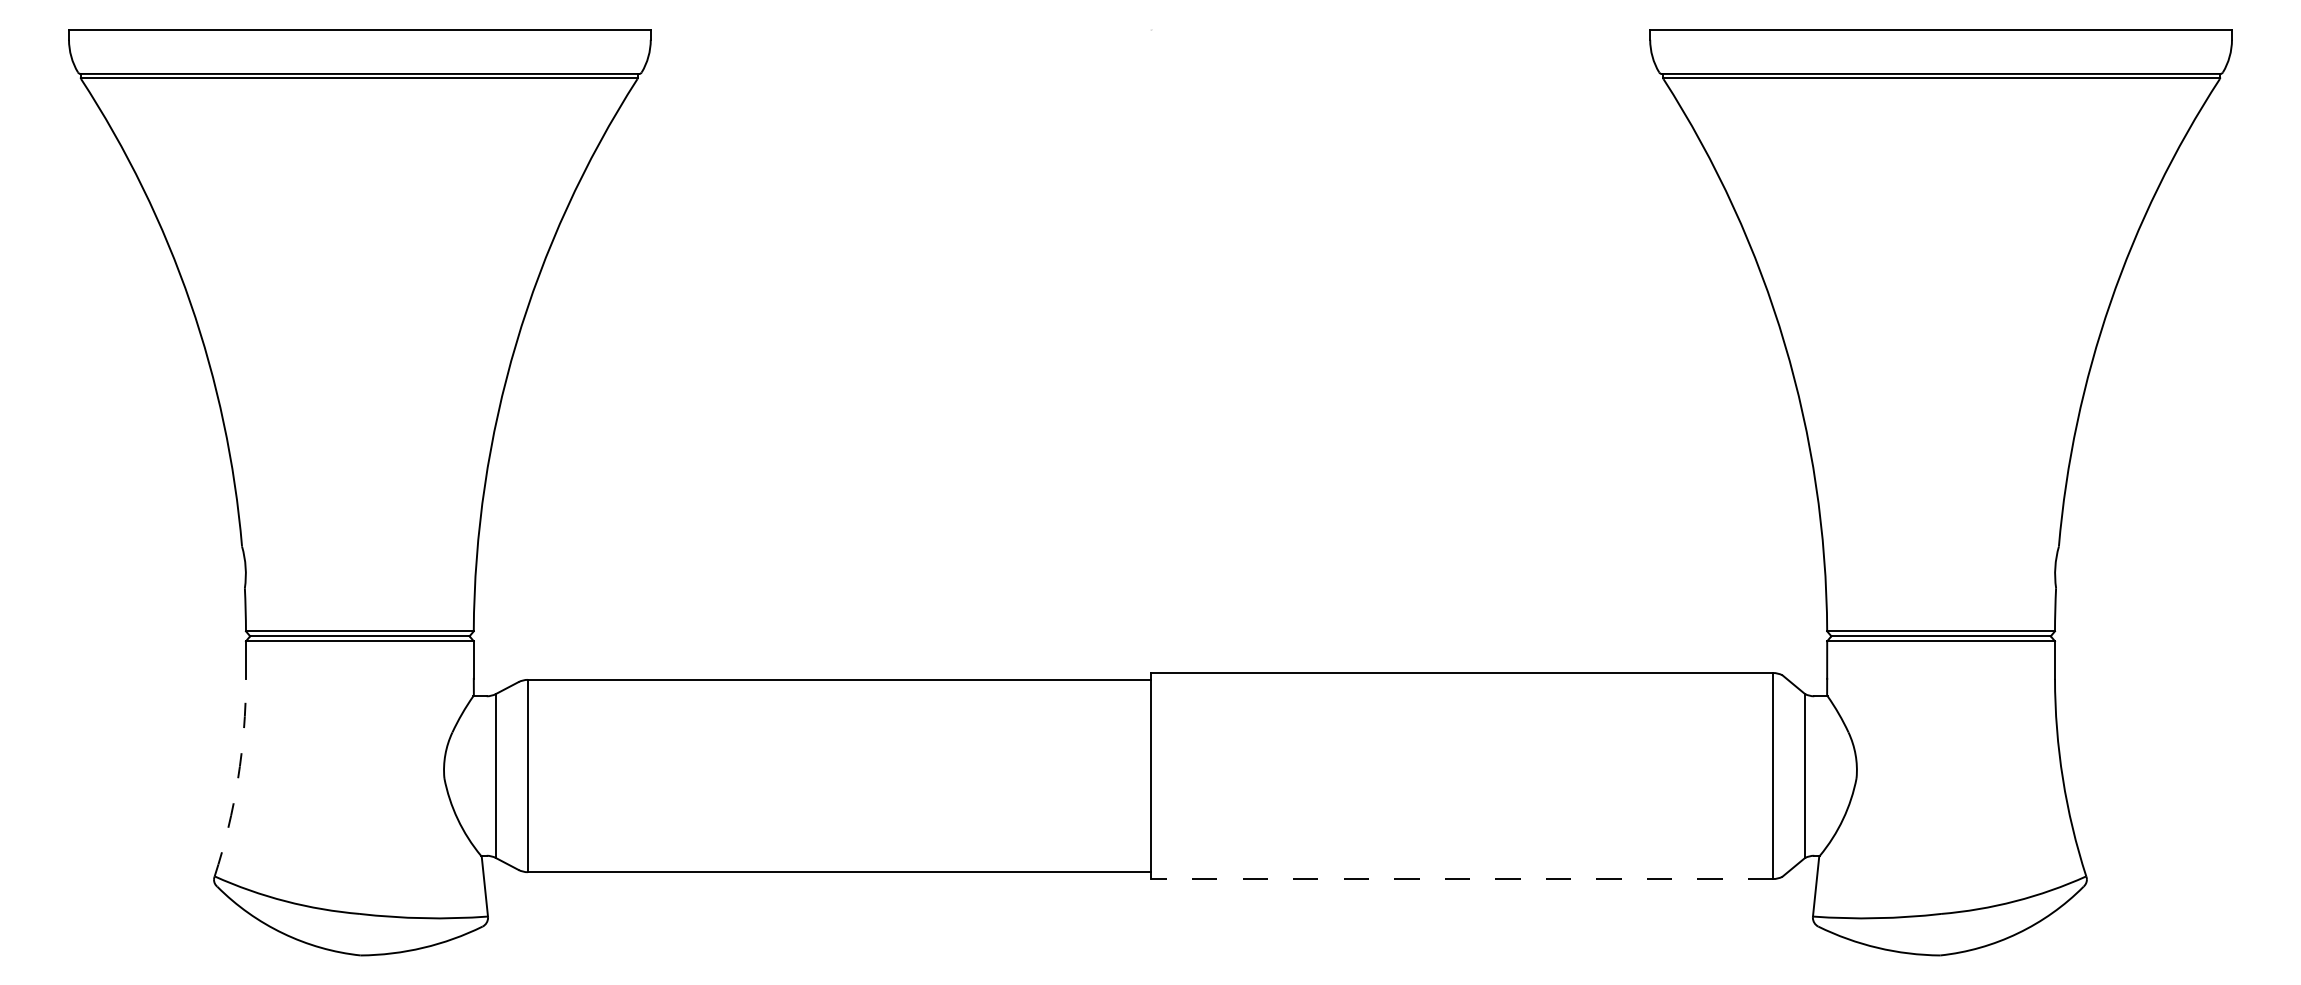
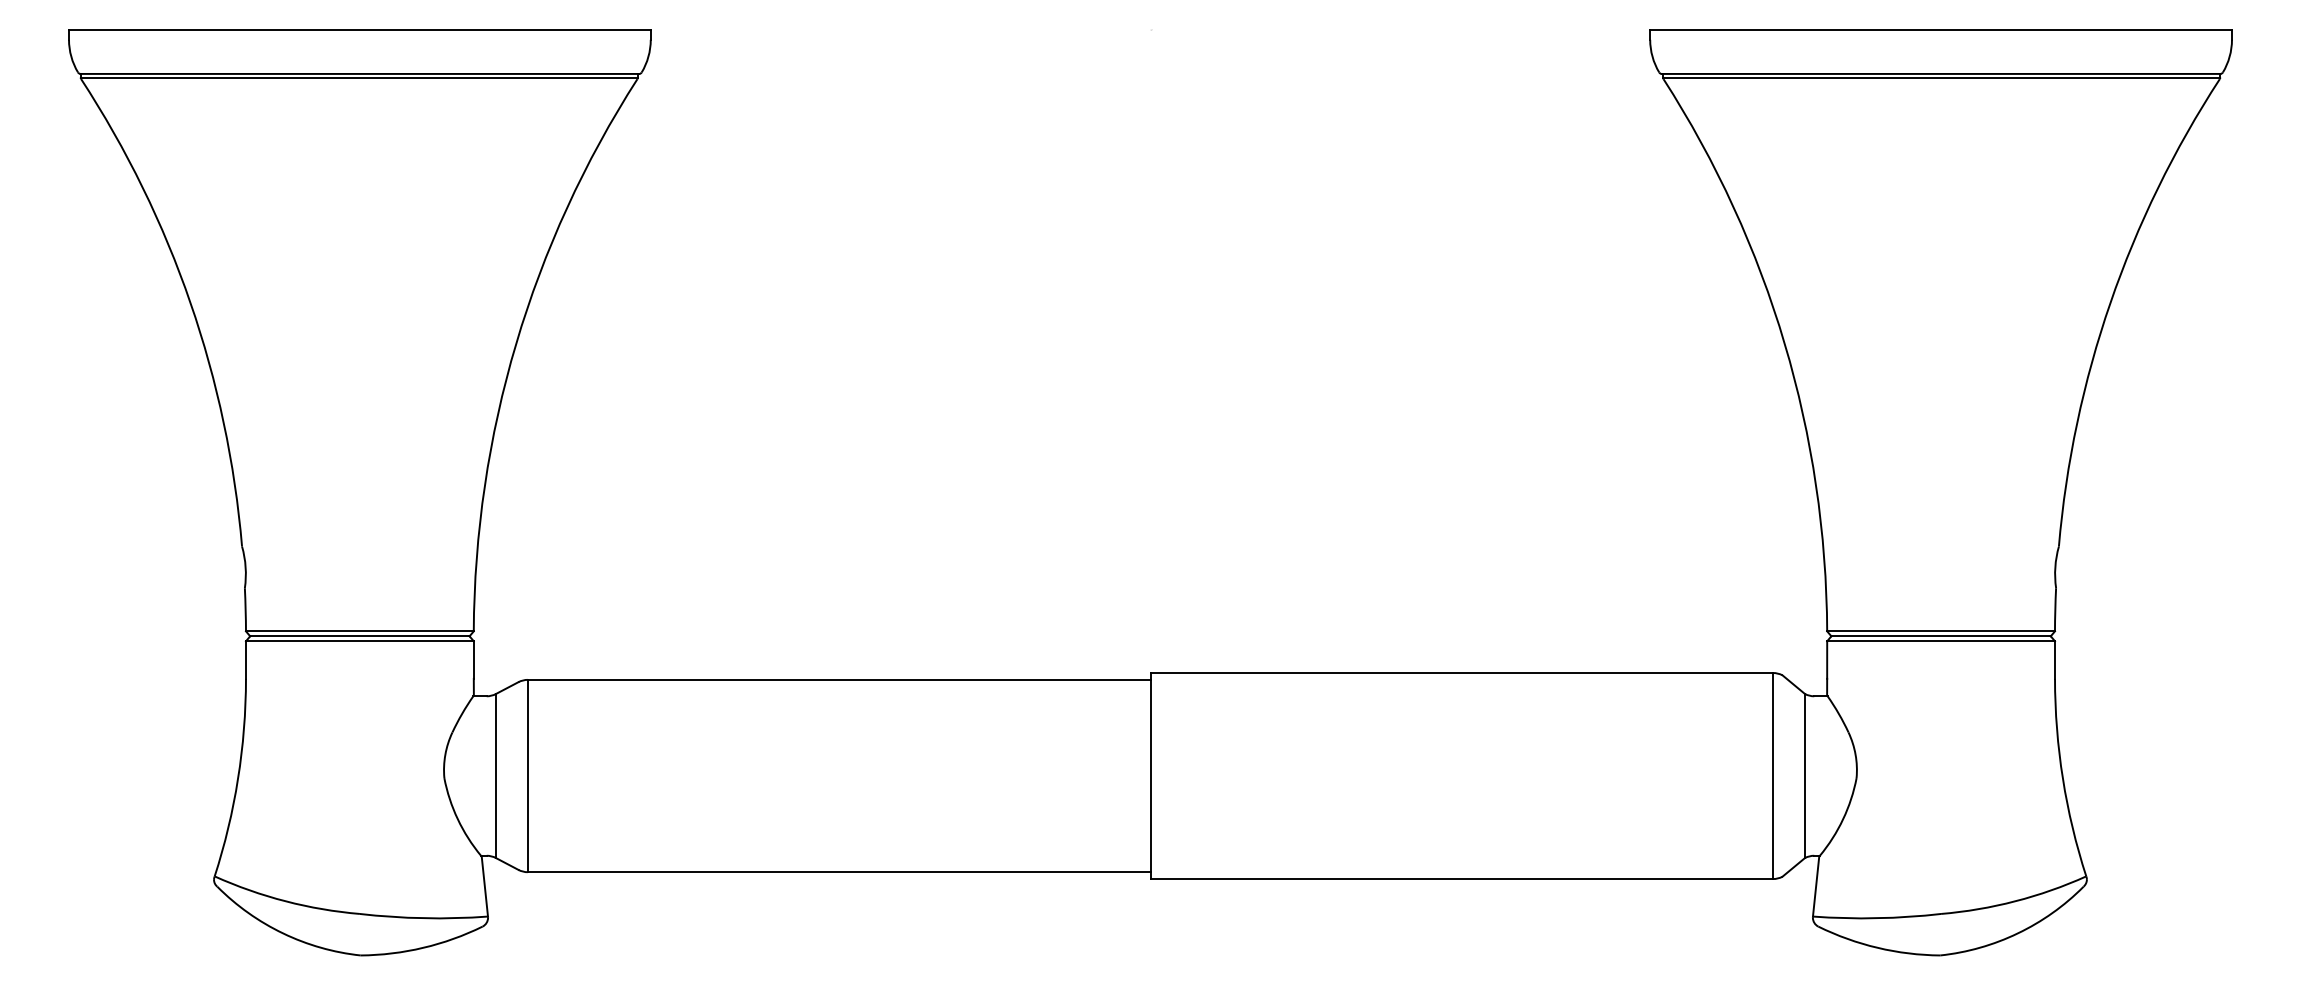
arc: dashed -> solid (238, 778)
line: dashed -> solid (1461, 879)
